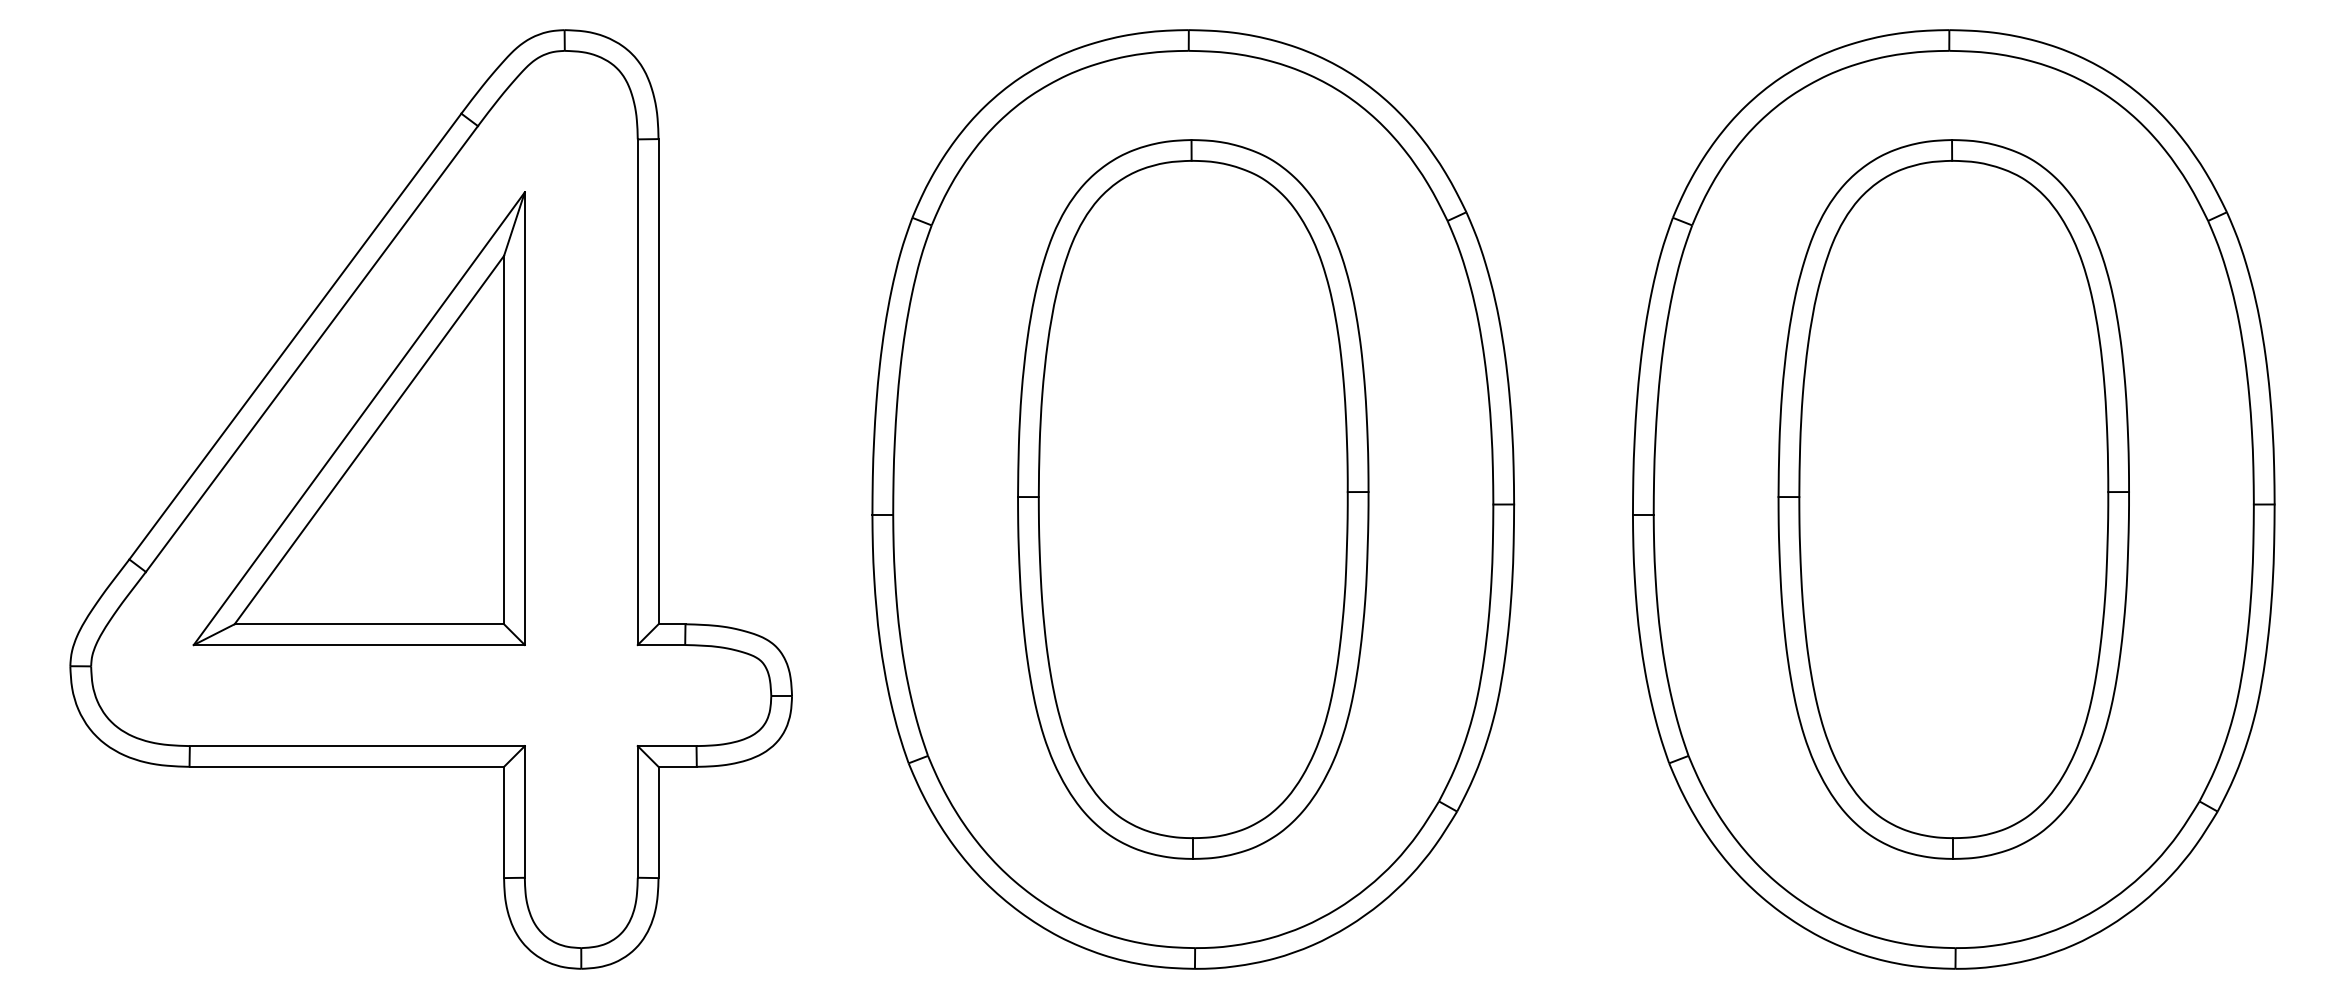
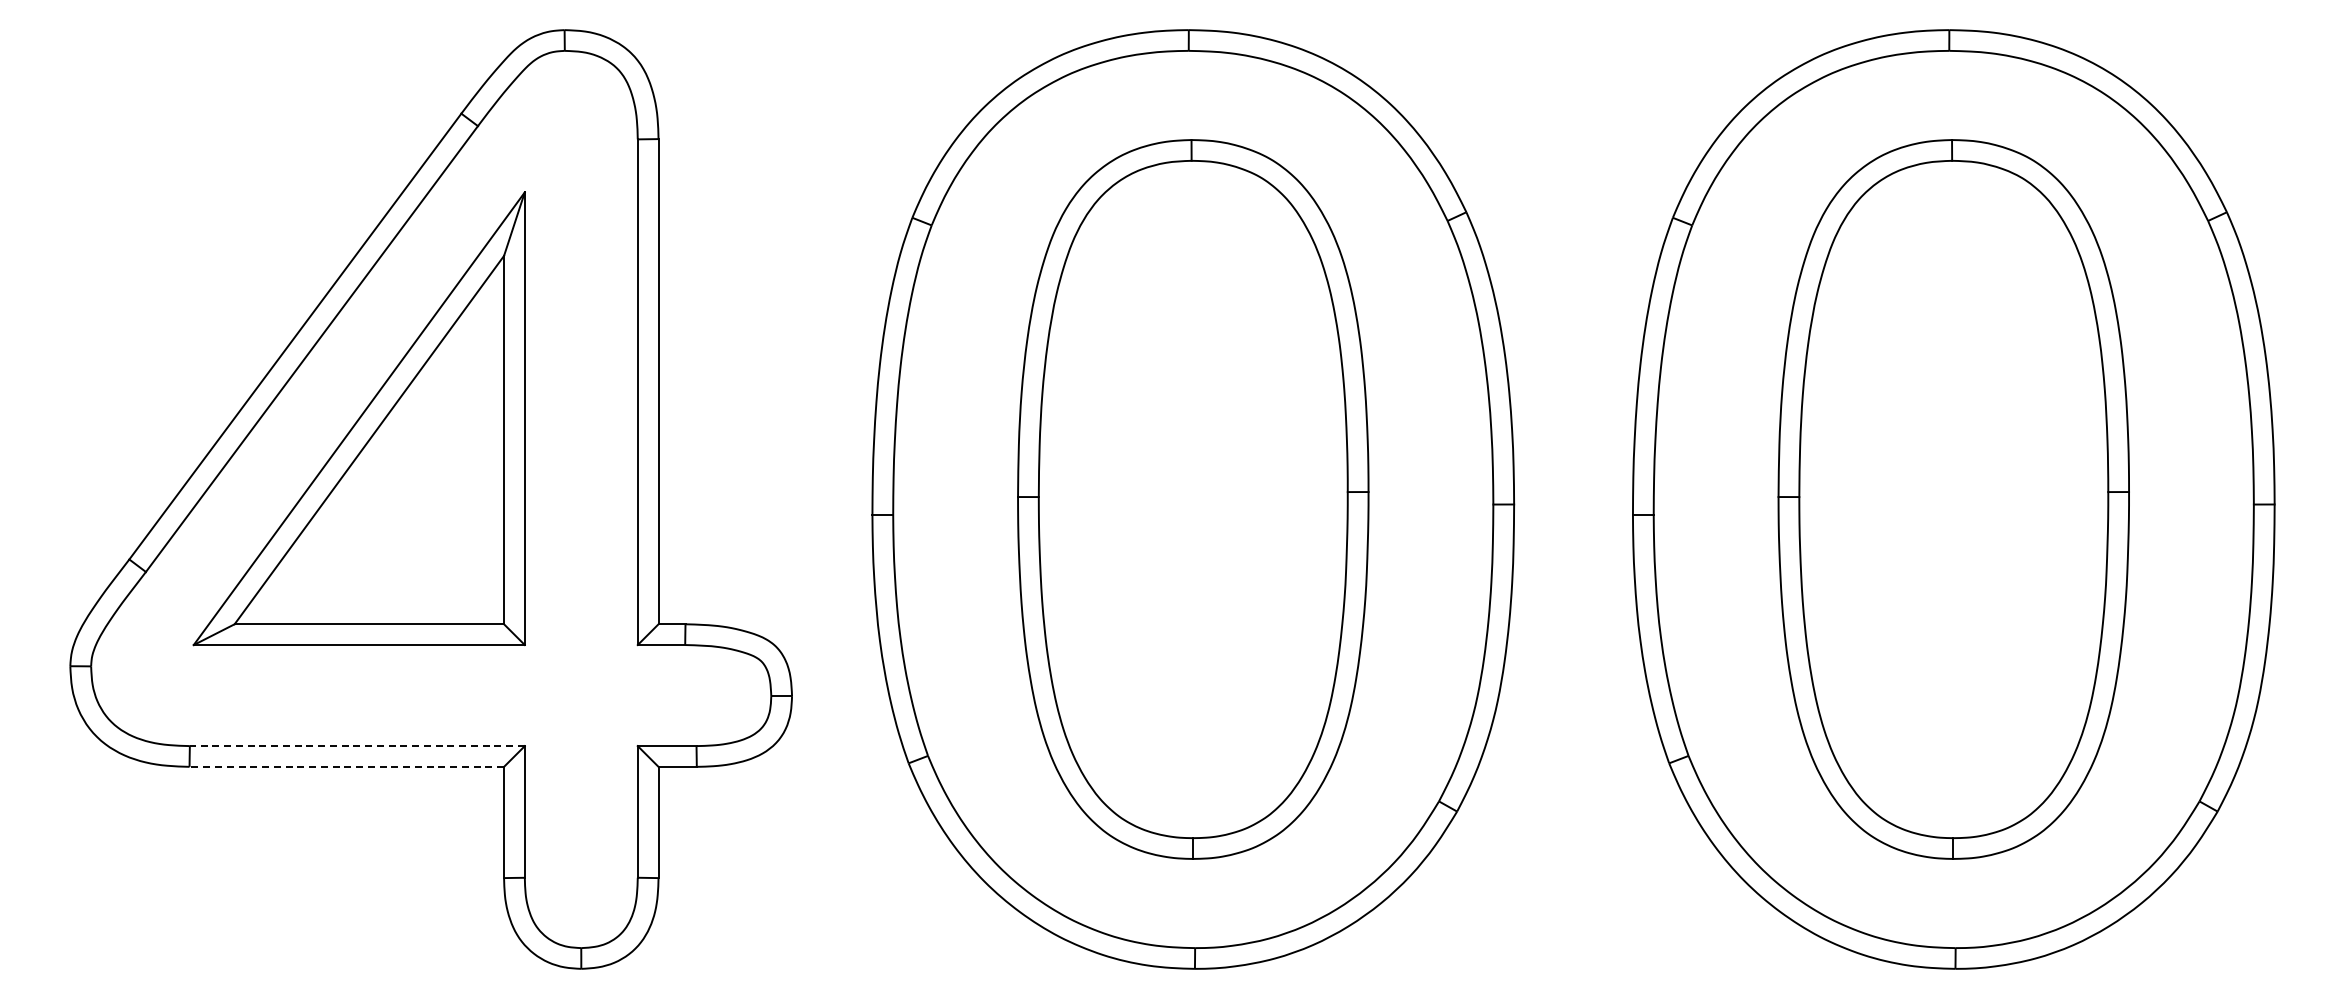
line: solid -> dashed (356, 746)
line: solid -> dashed (346, 766)
